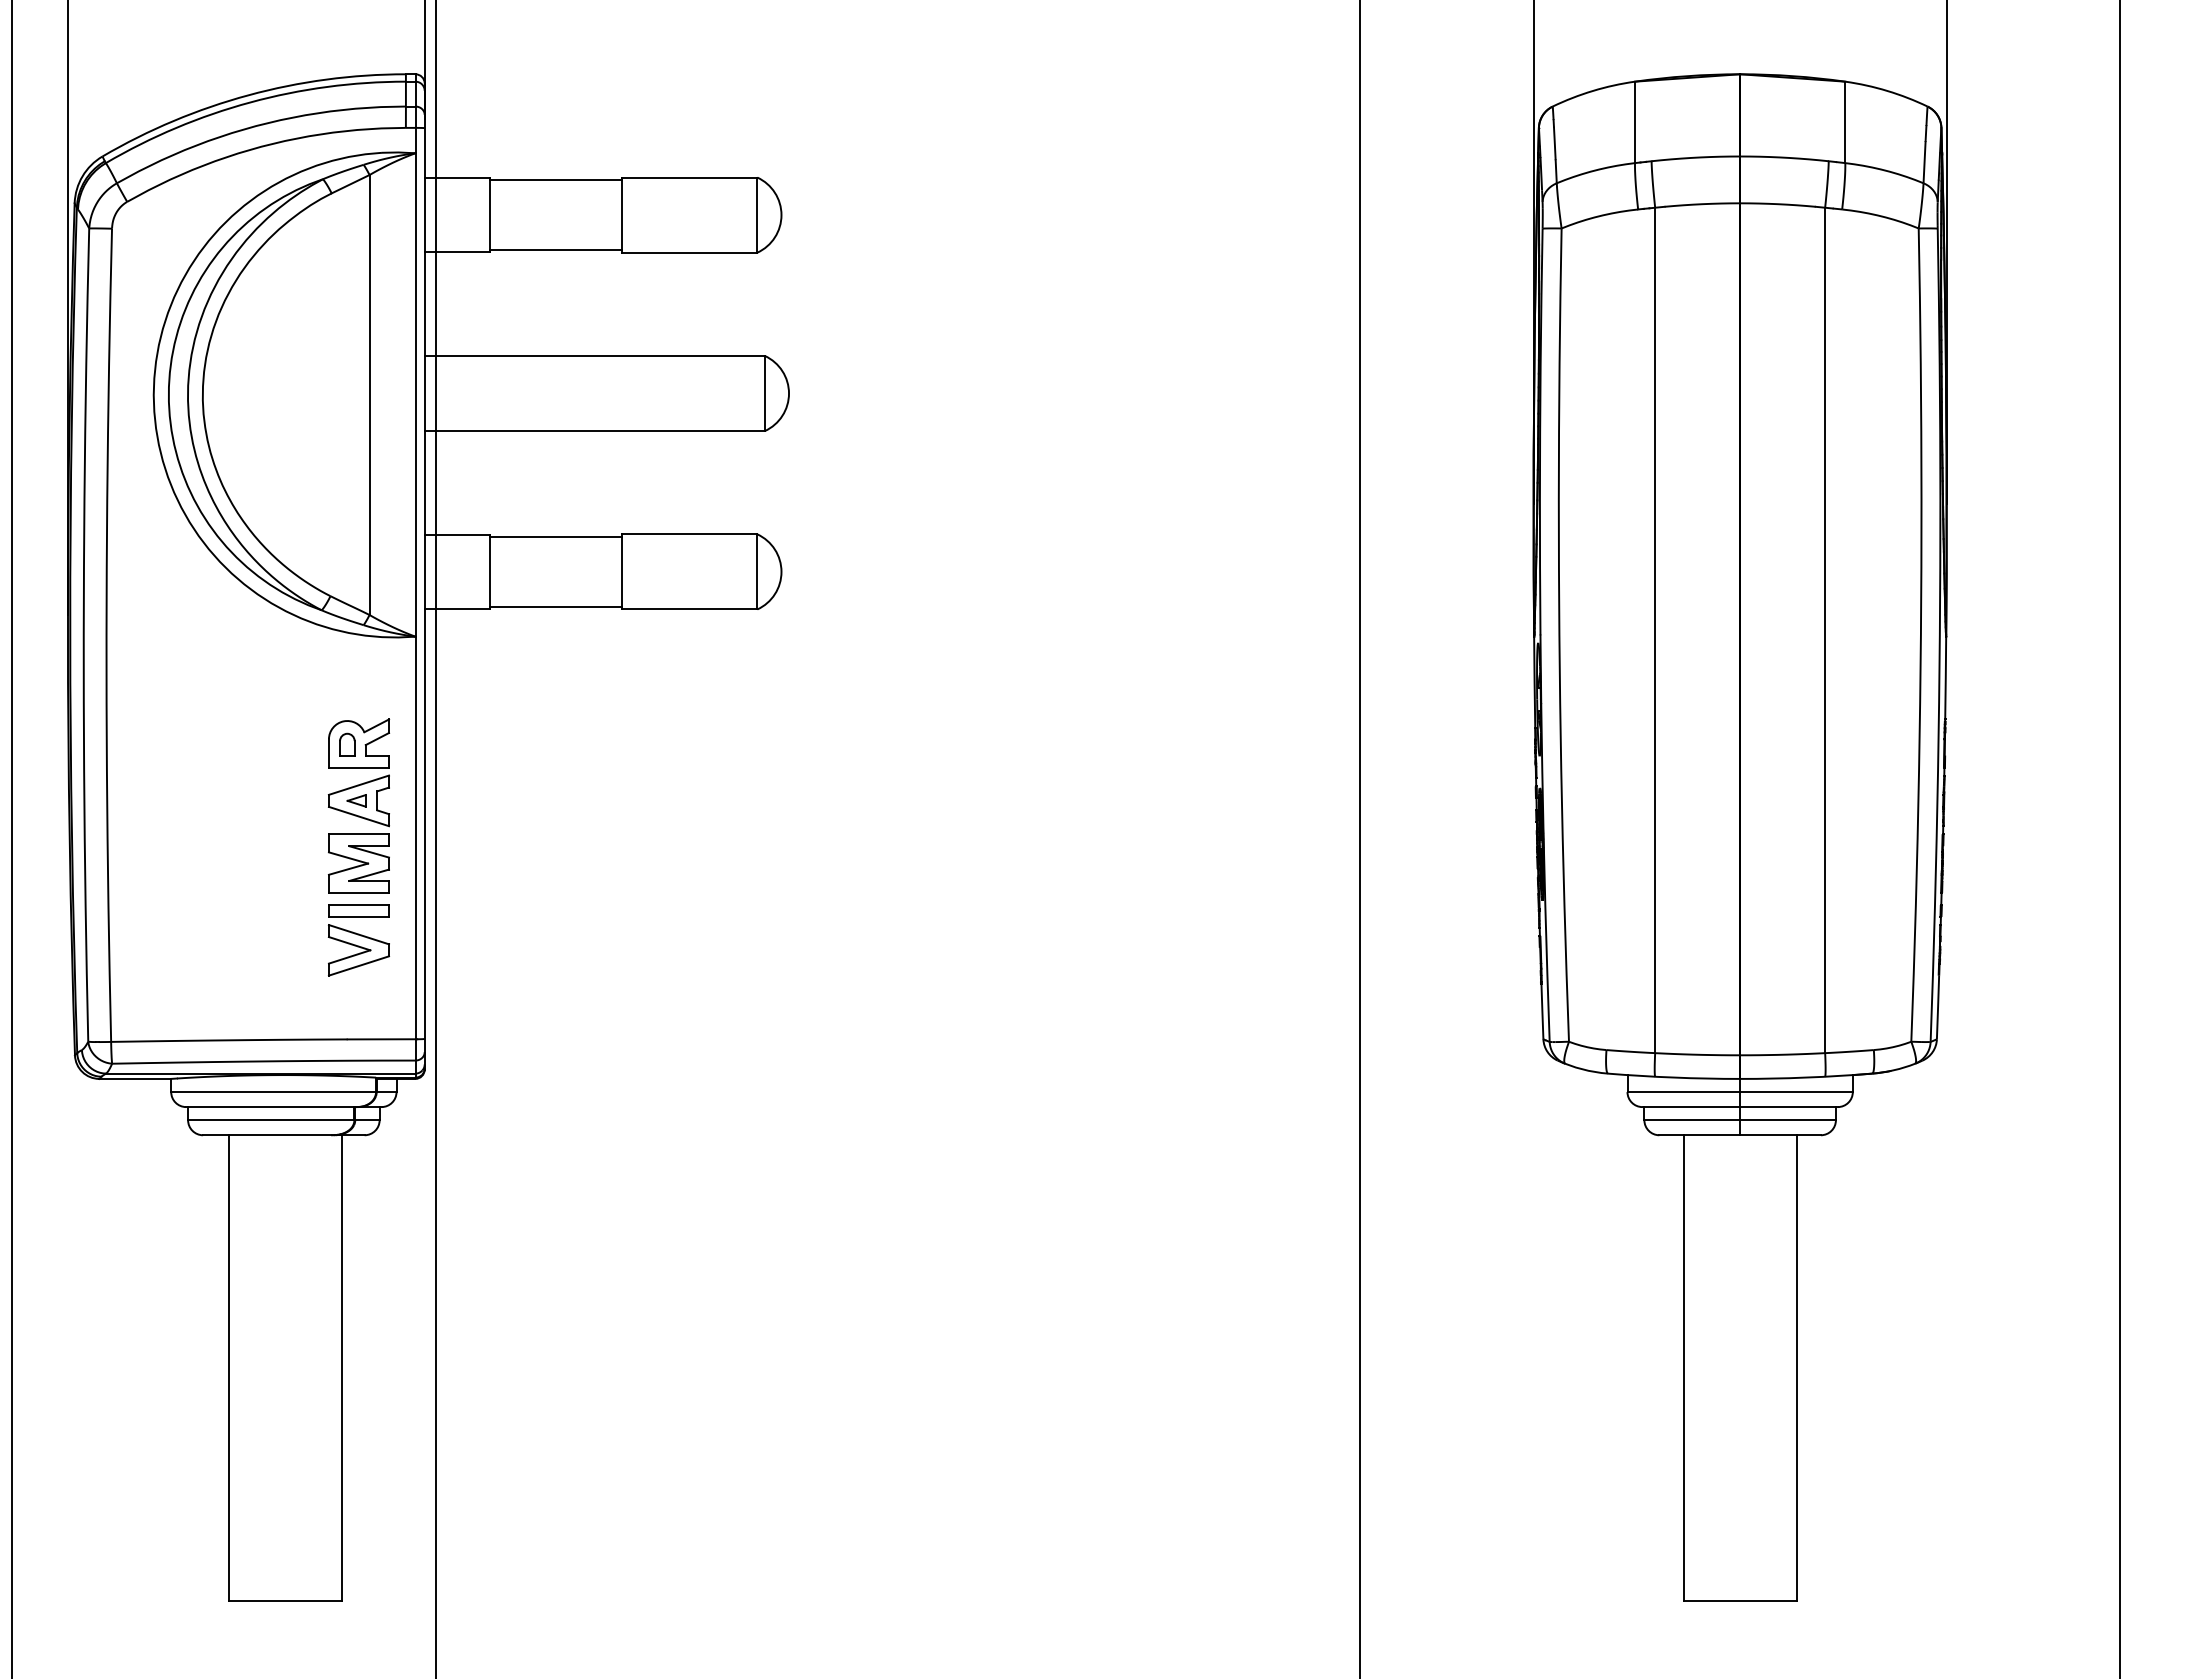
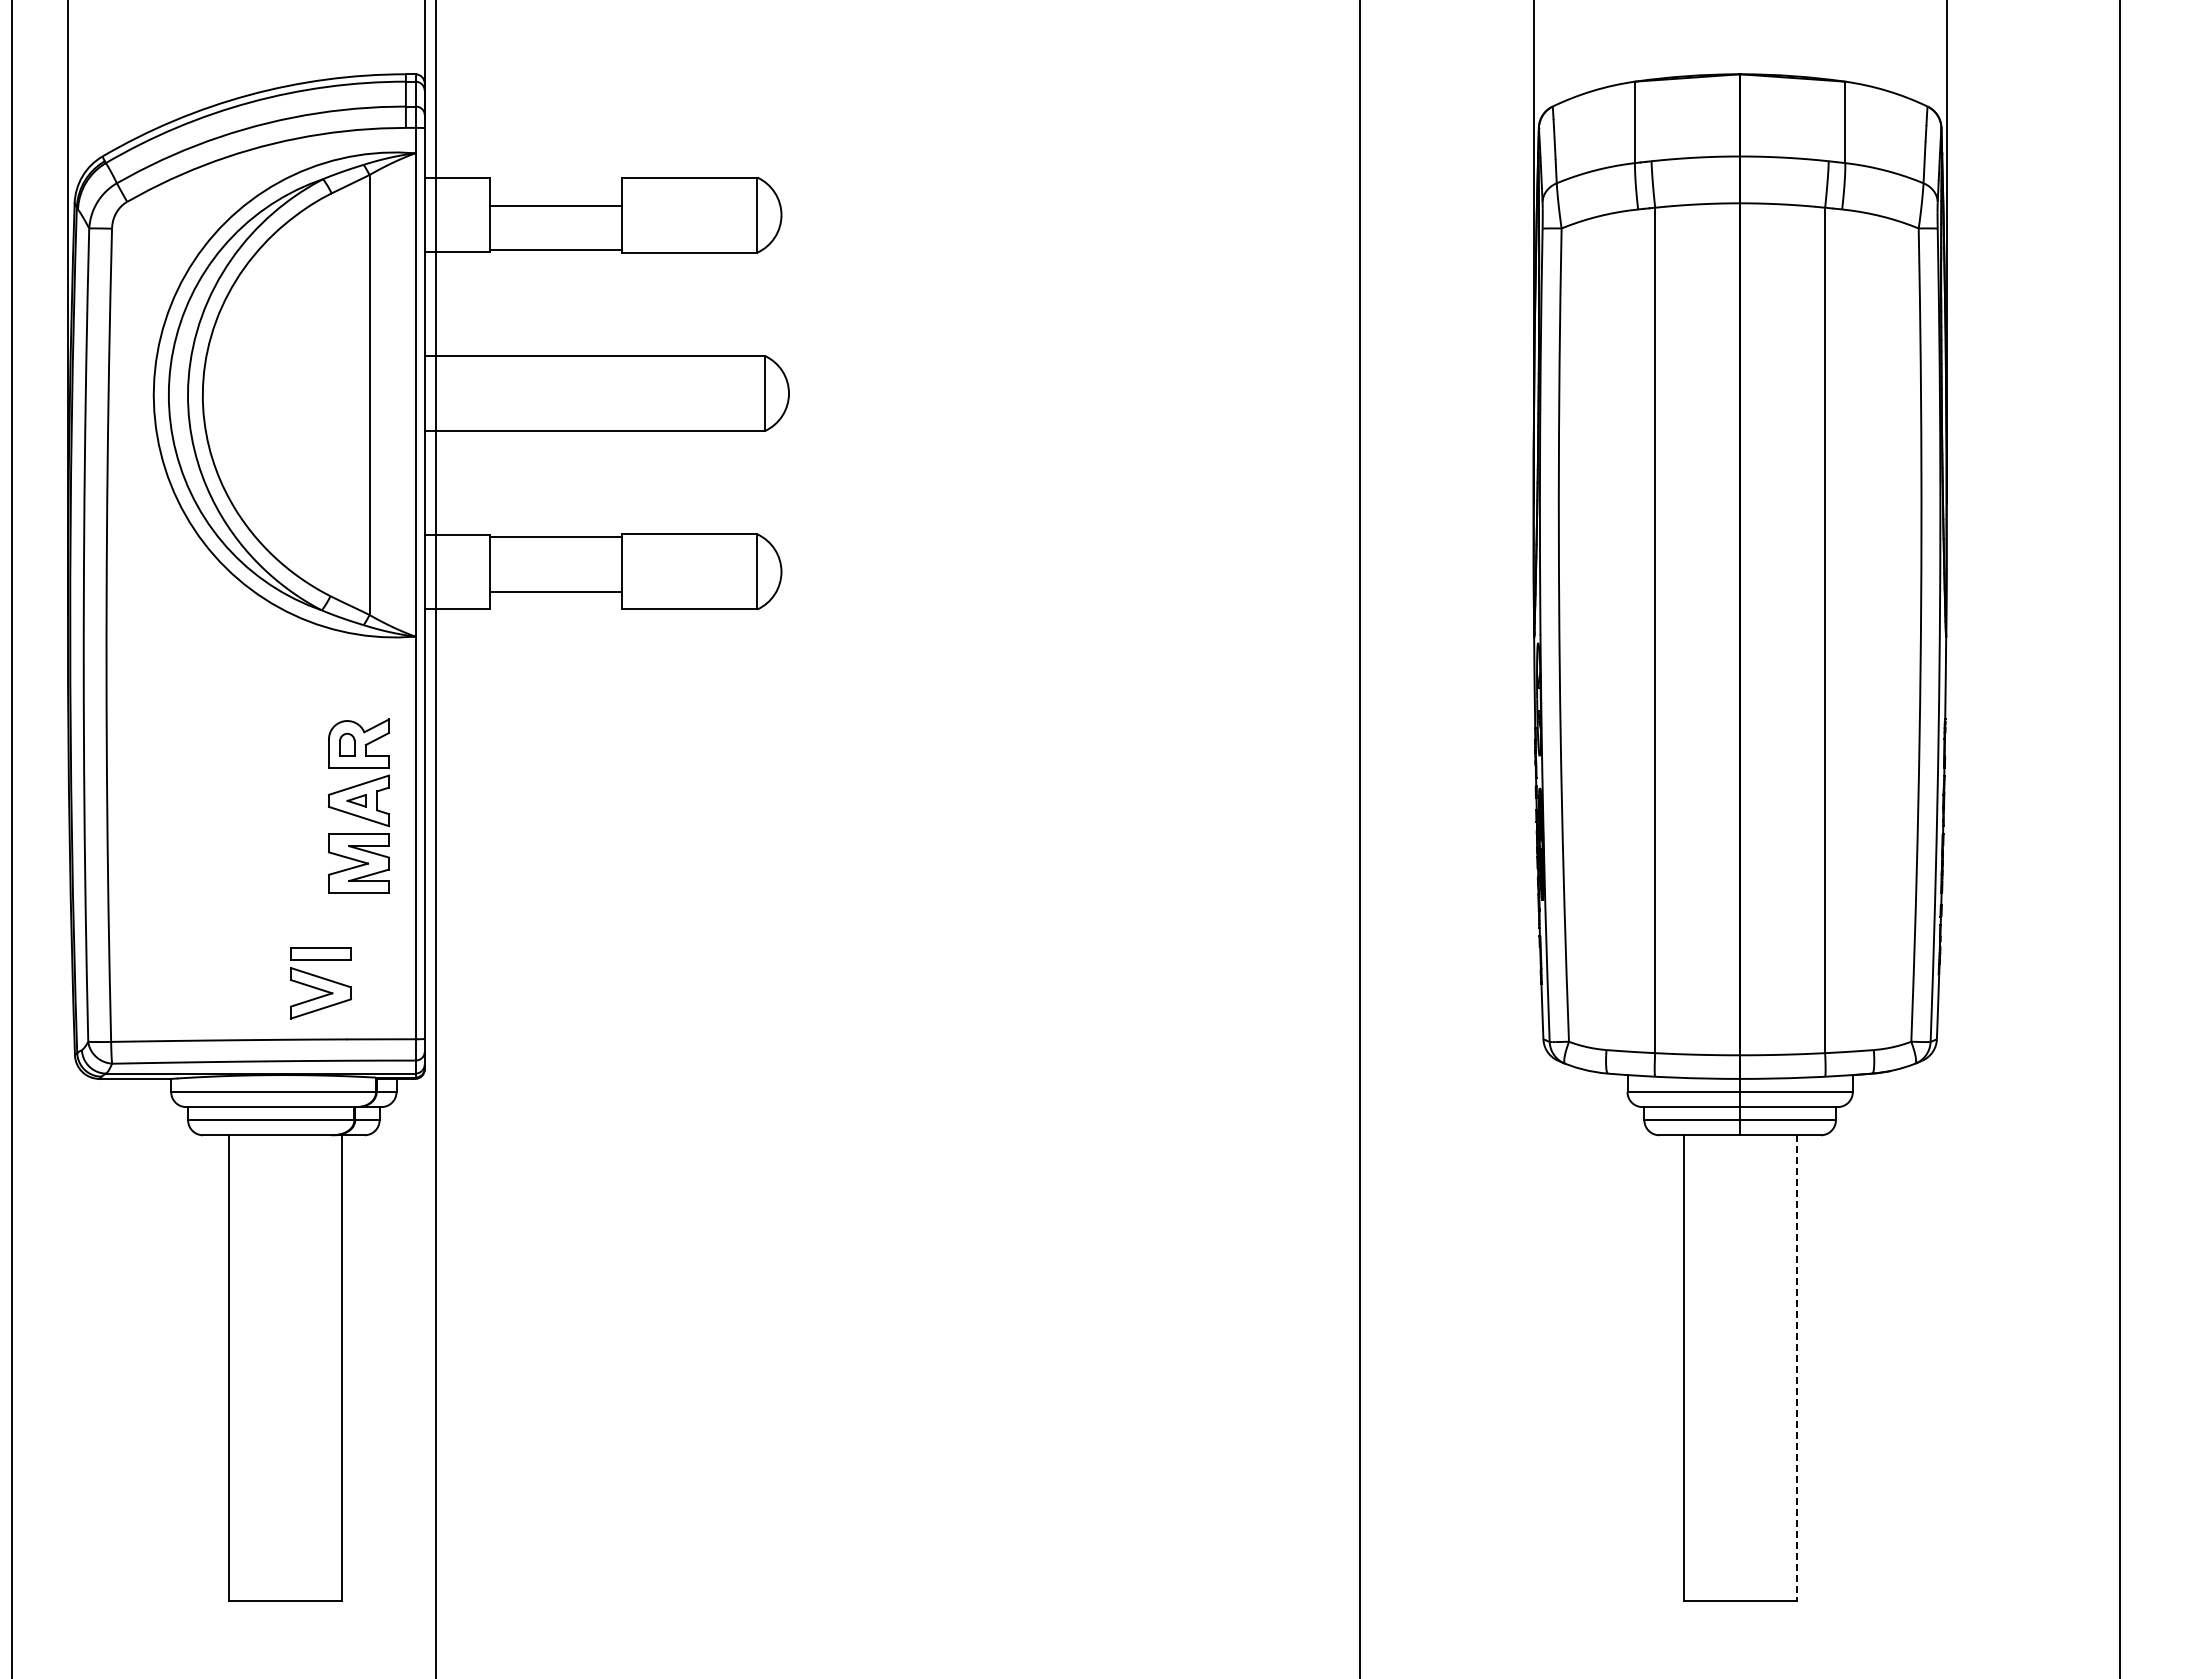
line position: (555, 180) -> (555, 206) (555, 206)
line position: (555, 606) -> (555, 591) (555, 591)
part position: (358, 940) -> (320, 983) (320, 983)
line: solid -> dashed (1796, 1367)
